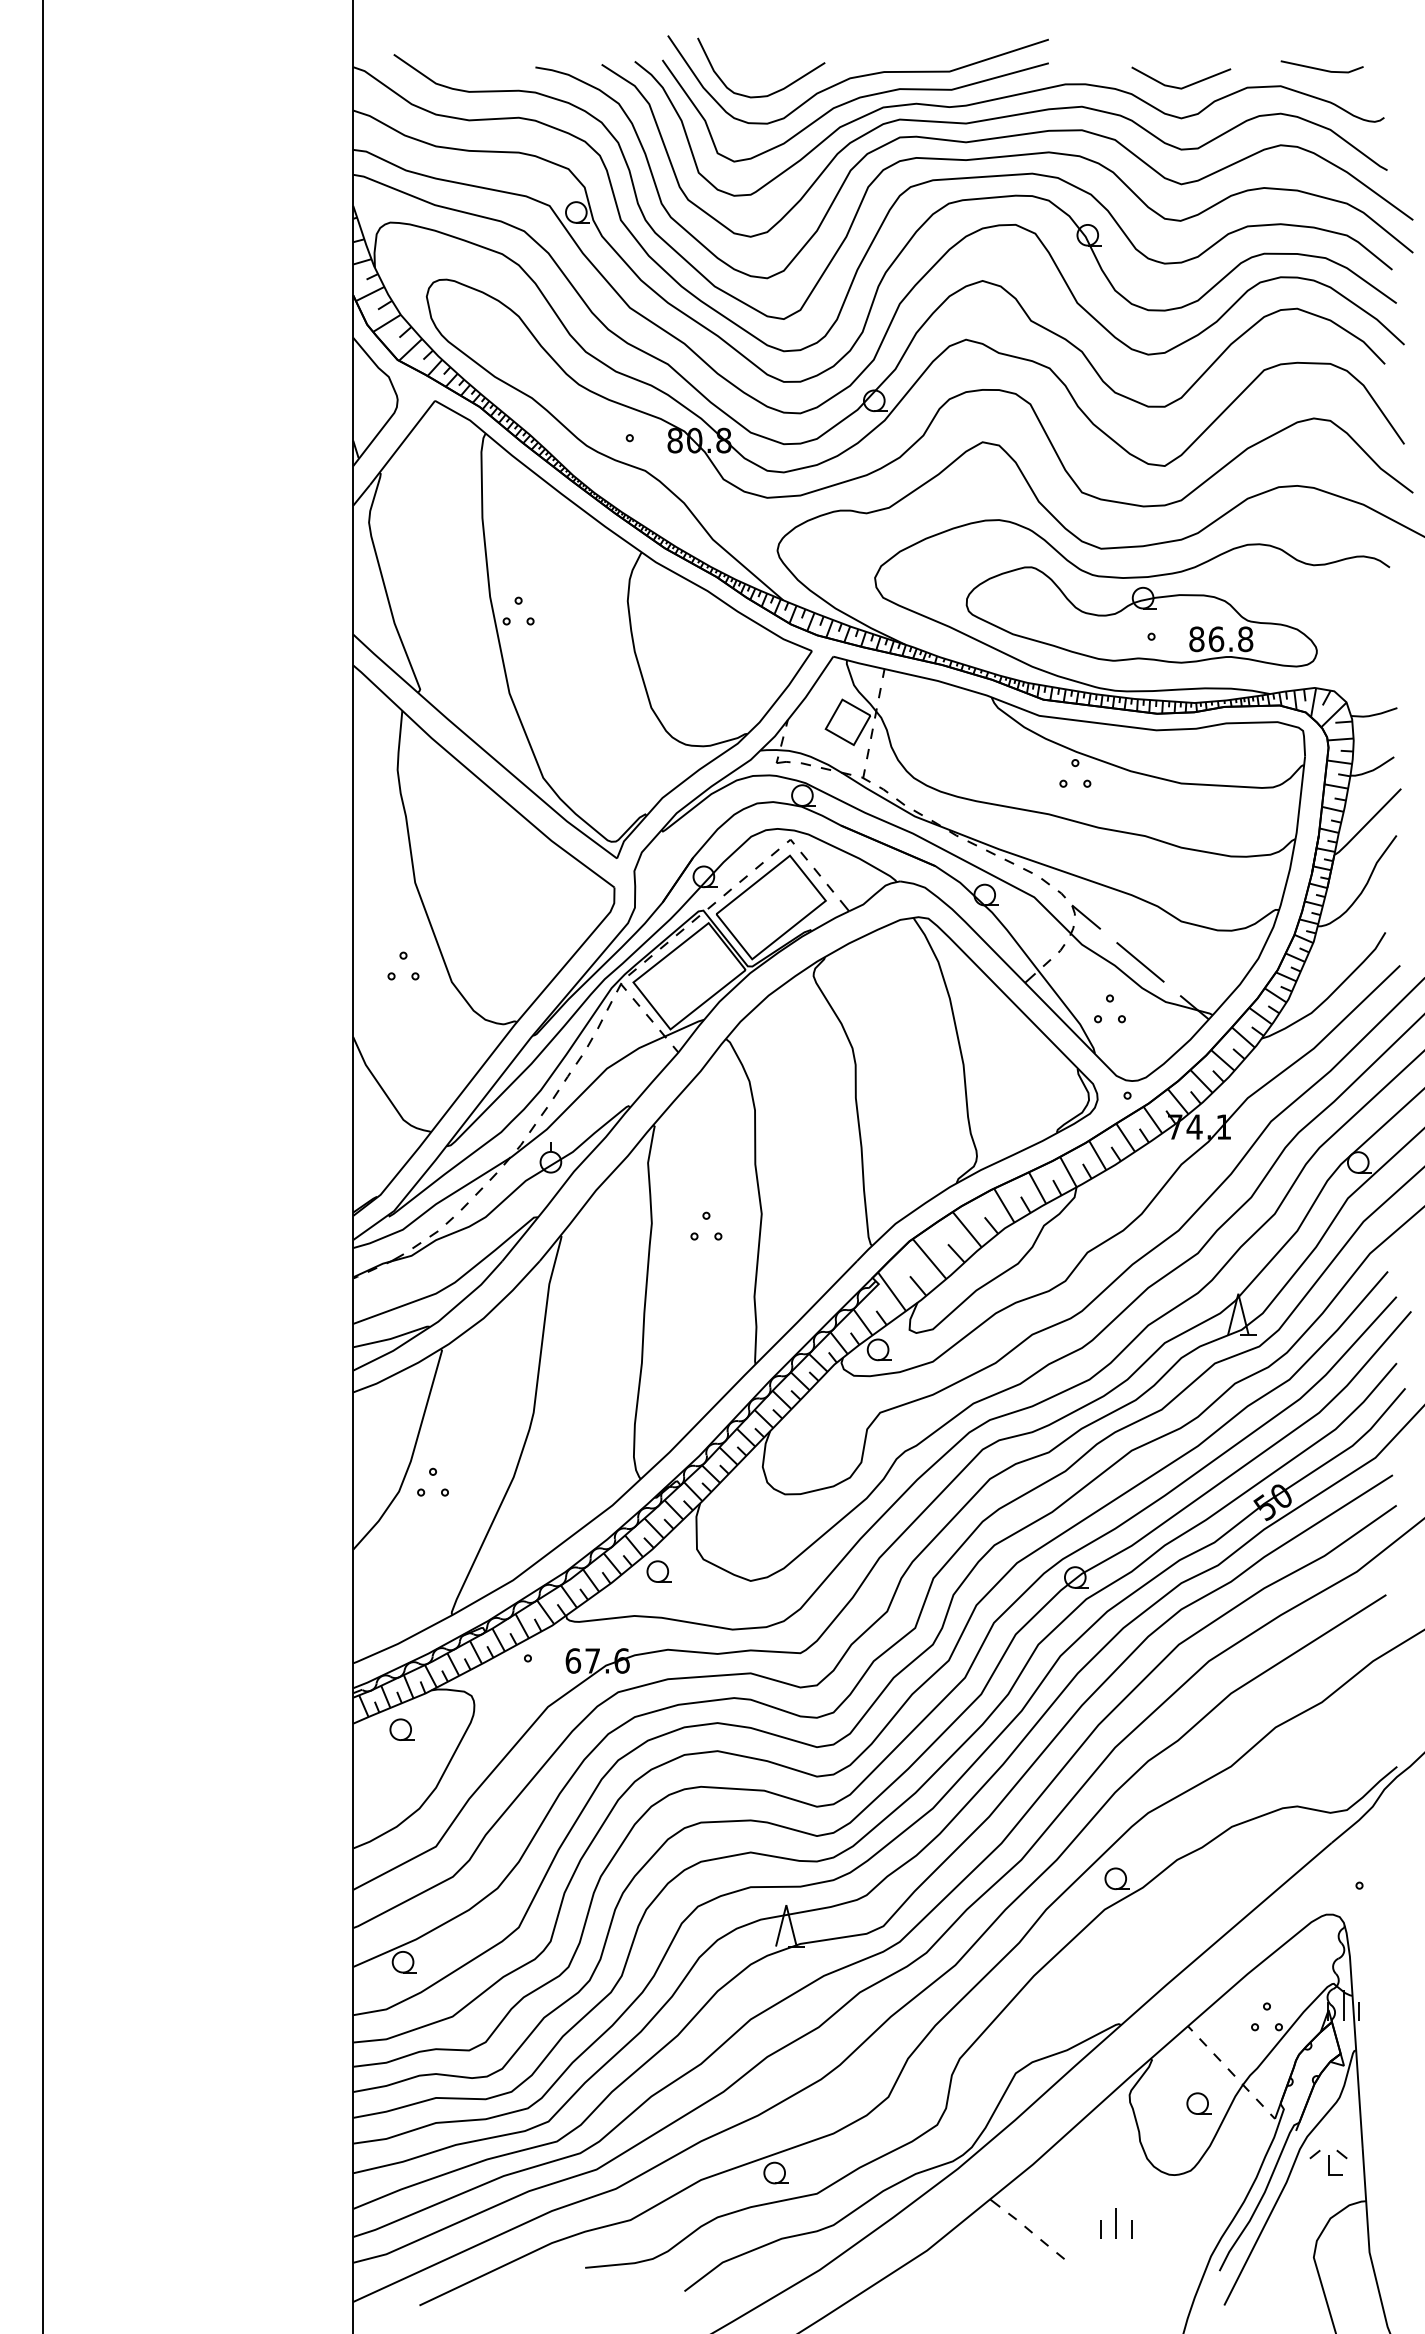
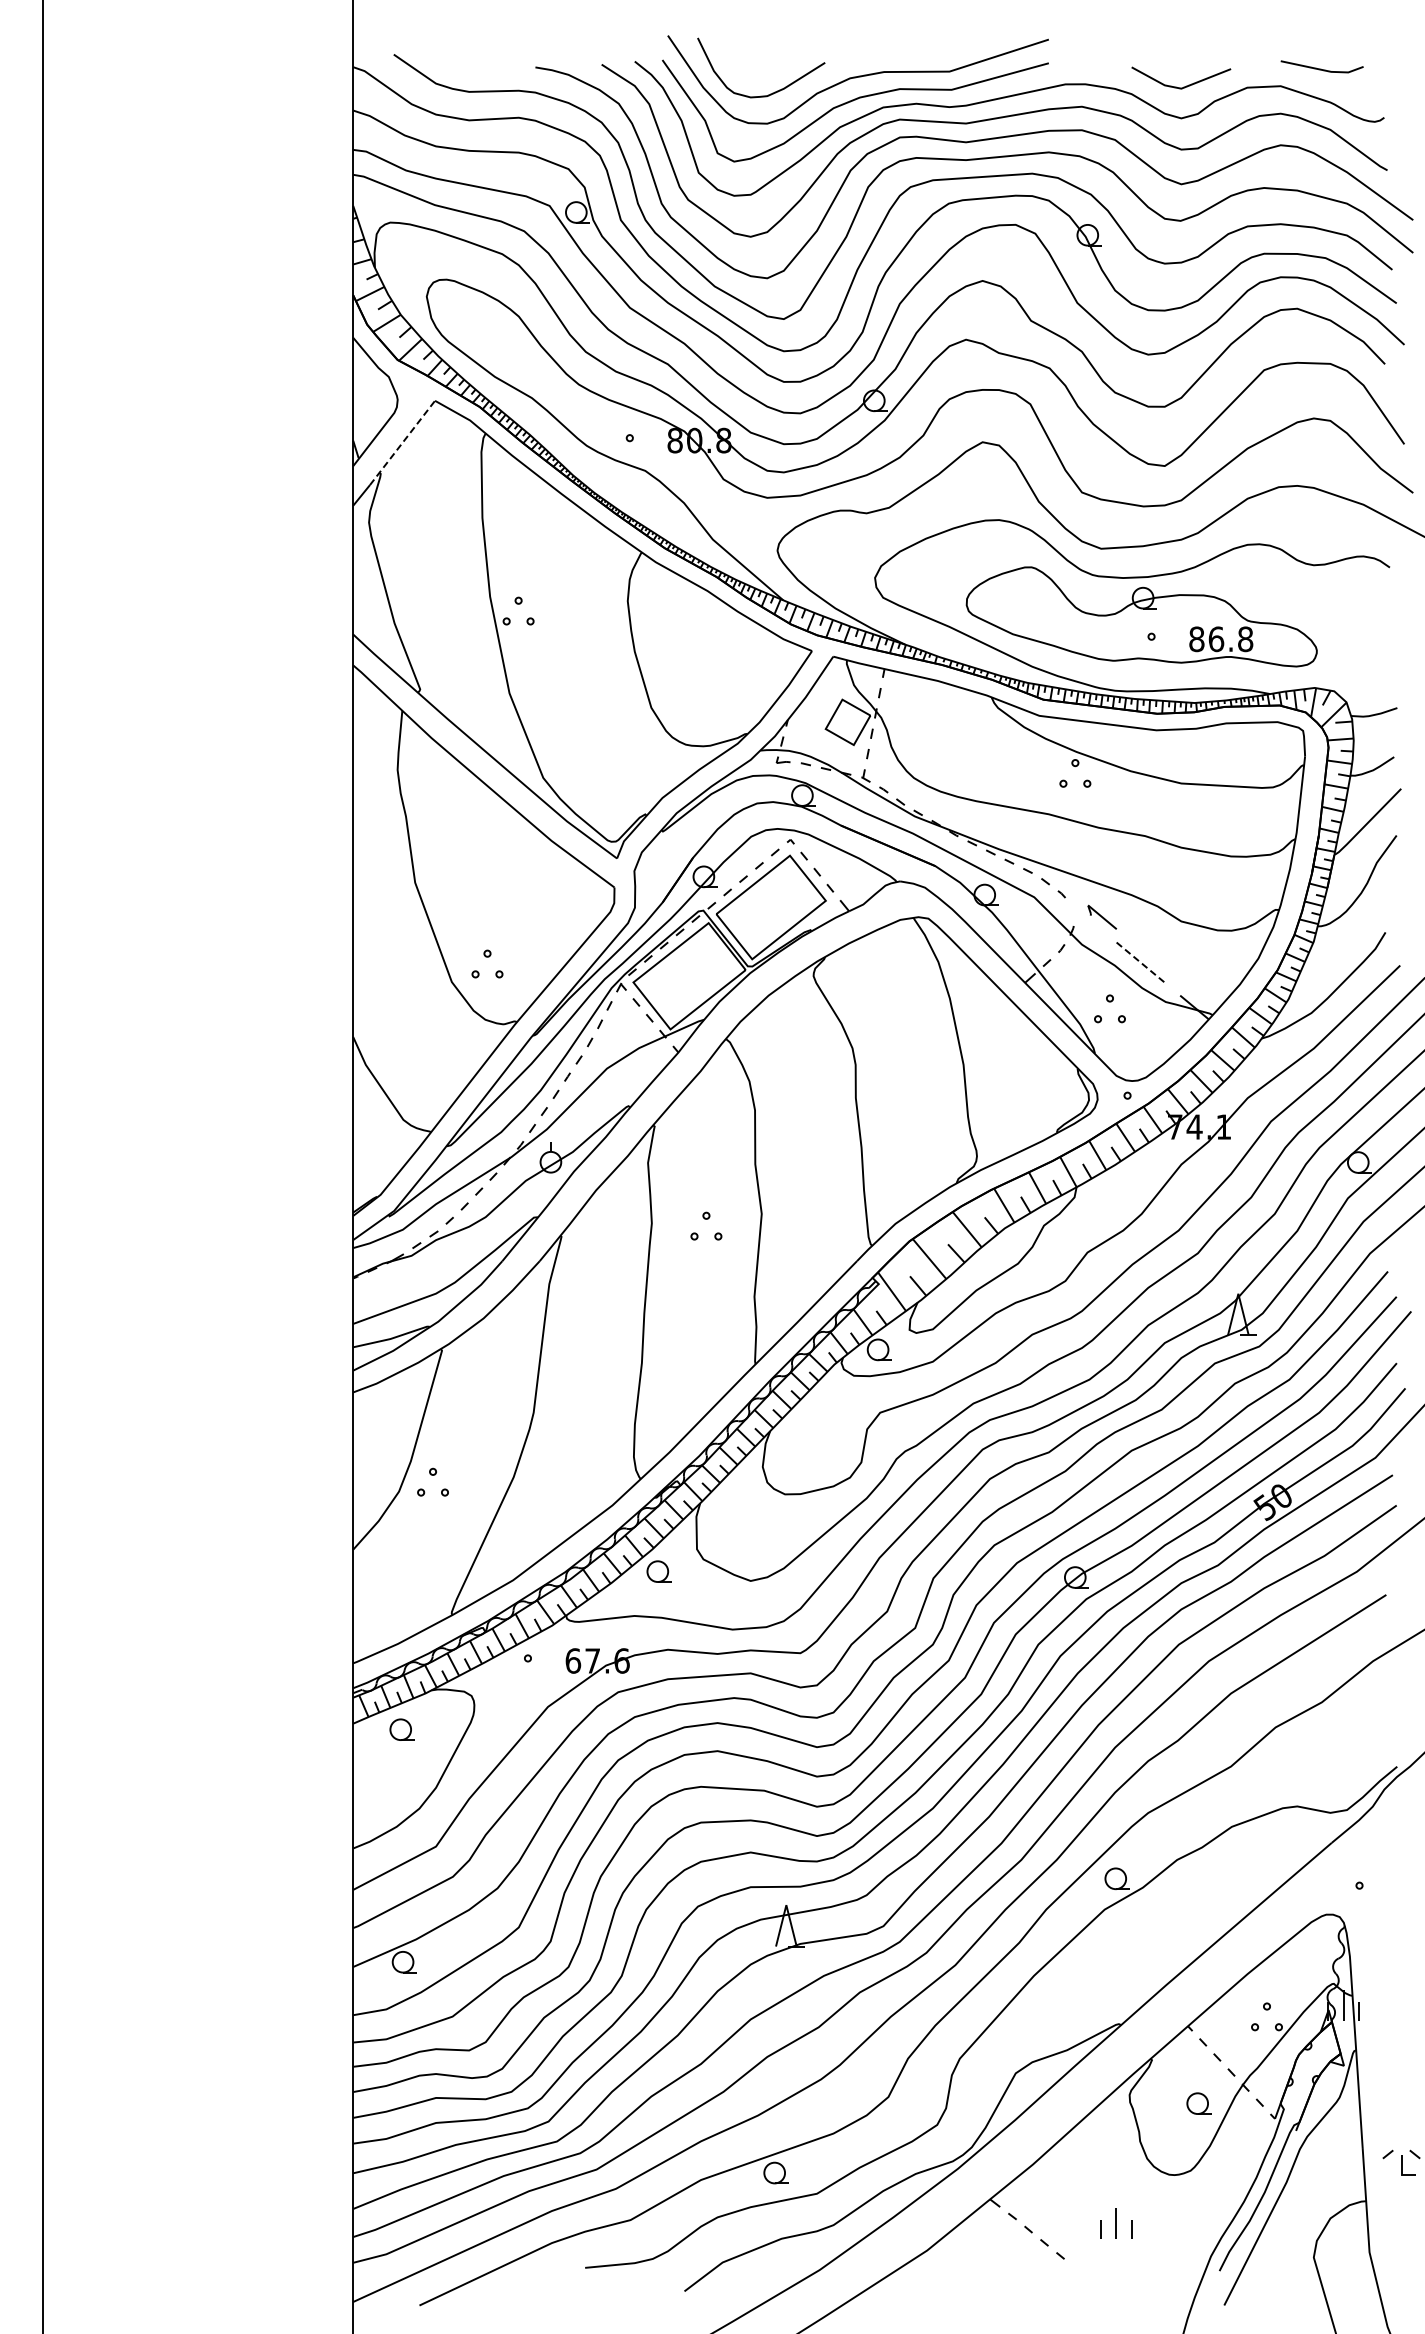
line: solid -> dashed (402, 442)
part position: (1086, 916) -> (1102, 916) (1102, 916)
line: solid -> dashed (1140, 962)
part position: (403, 965) -> (487, 963) (487, 963)
part position: (1328, 2162) -> (1401, 2162) (1401, 2162)
